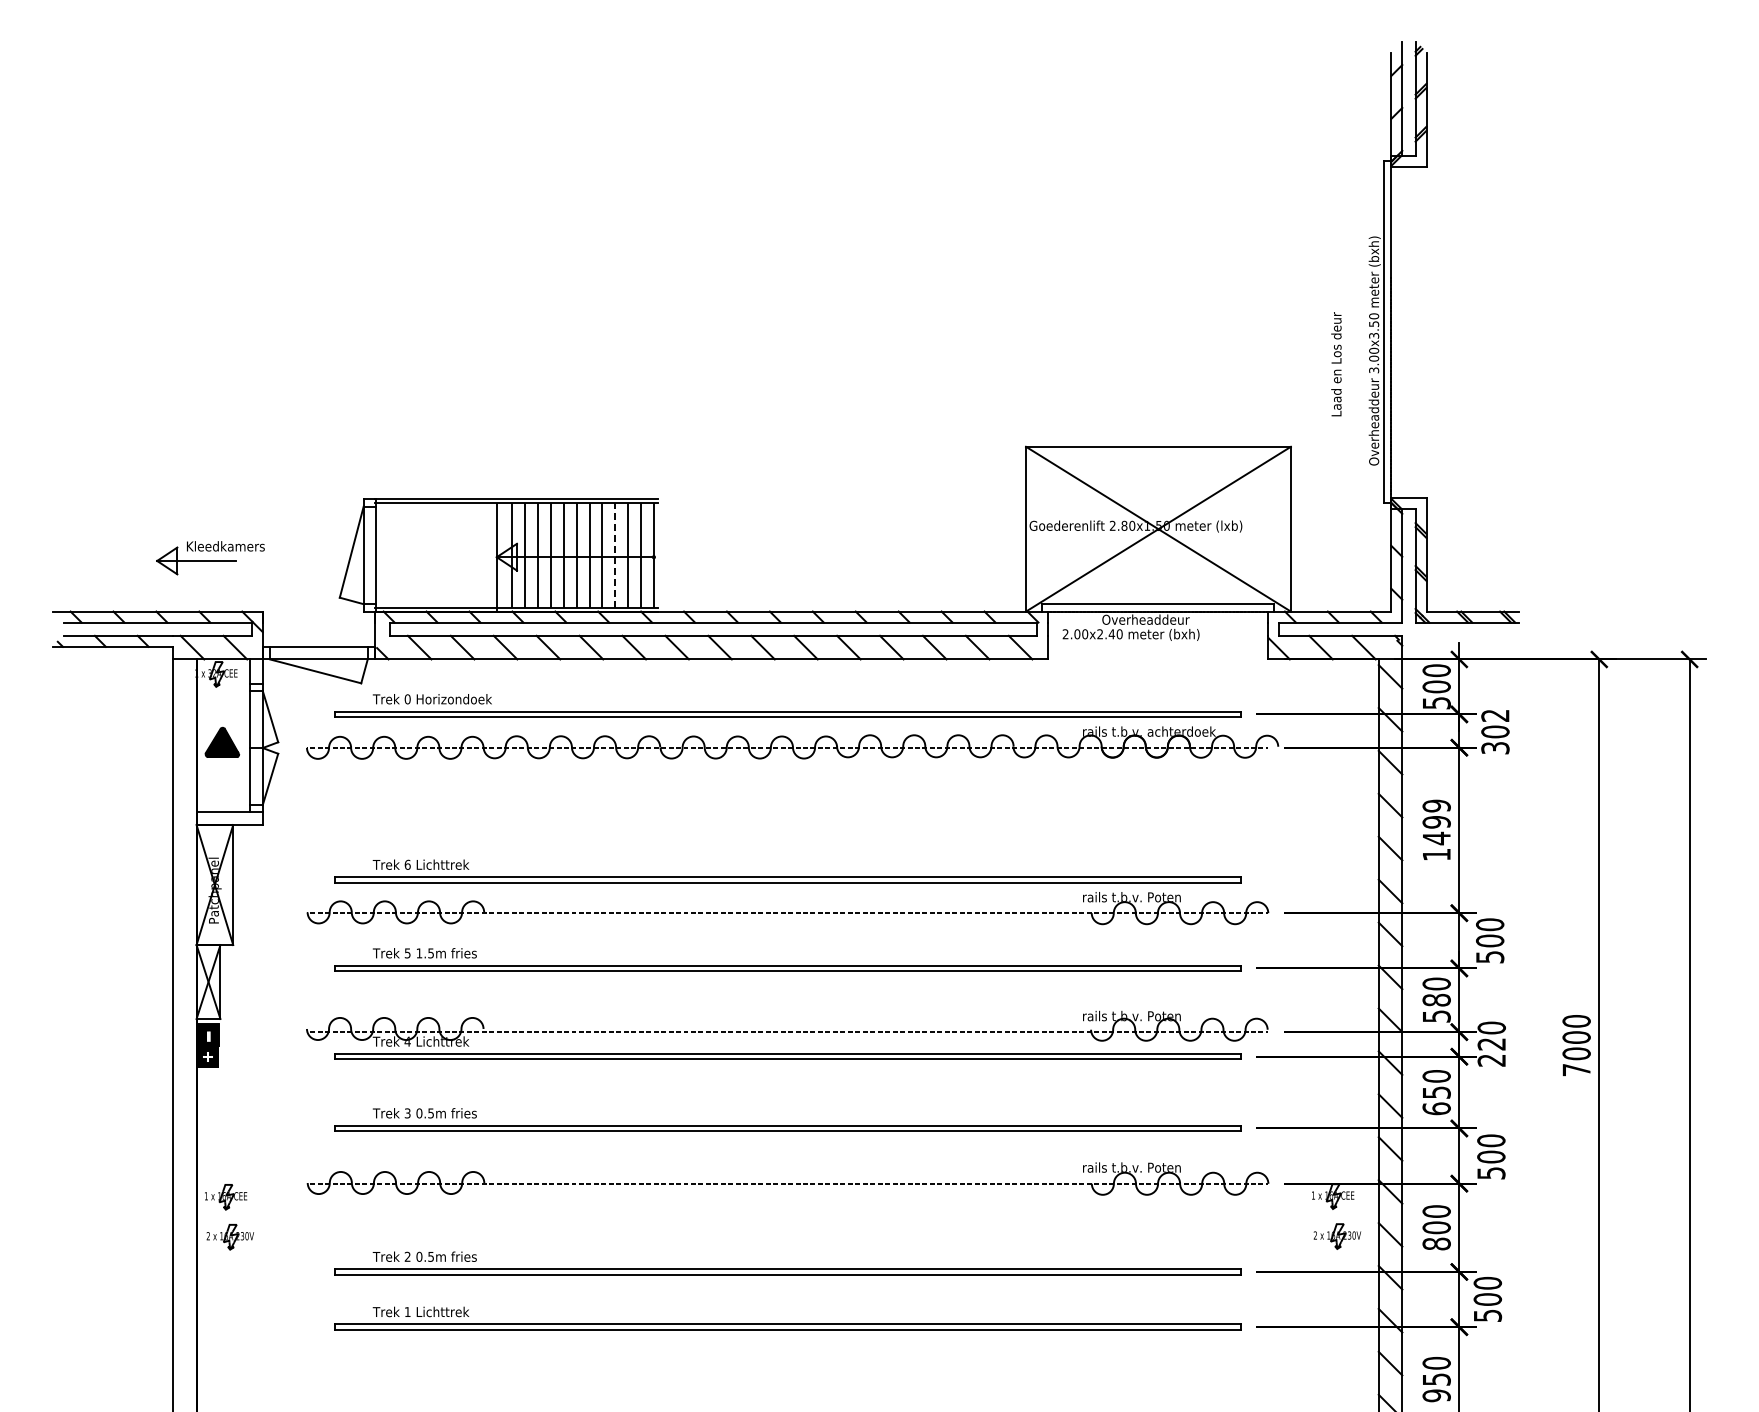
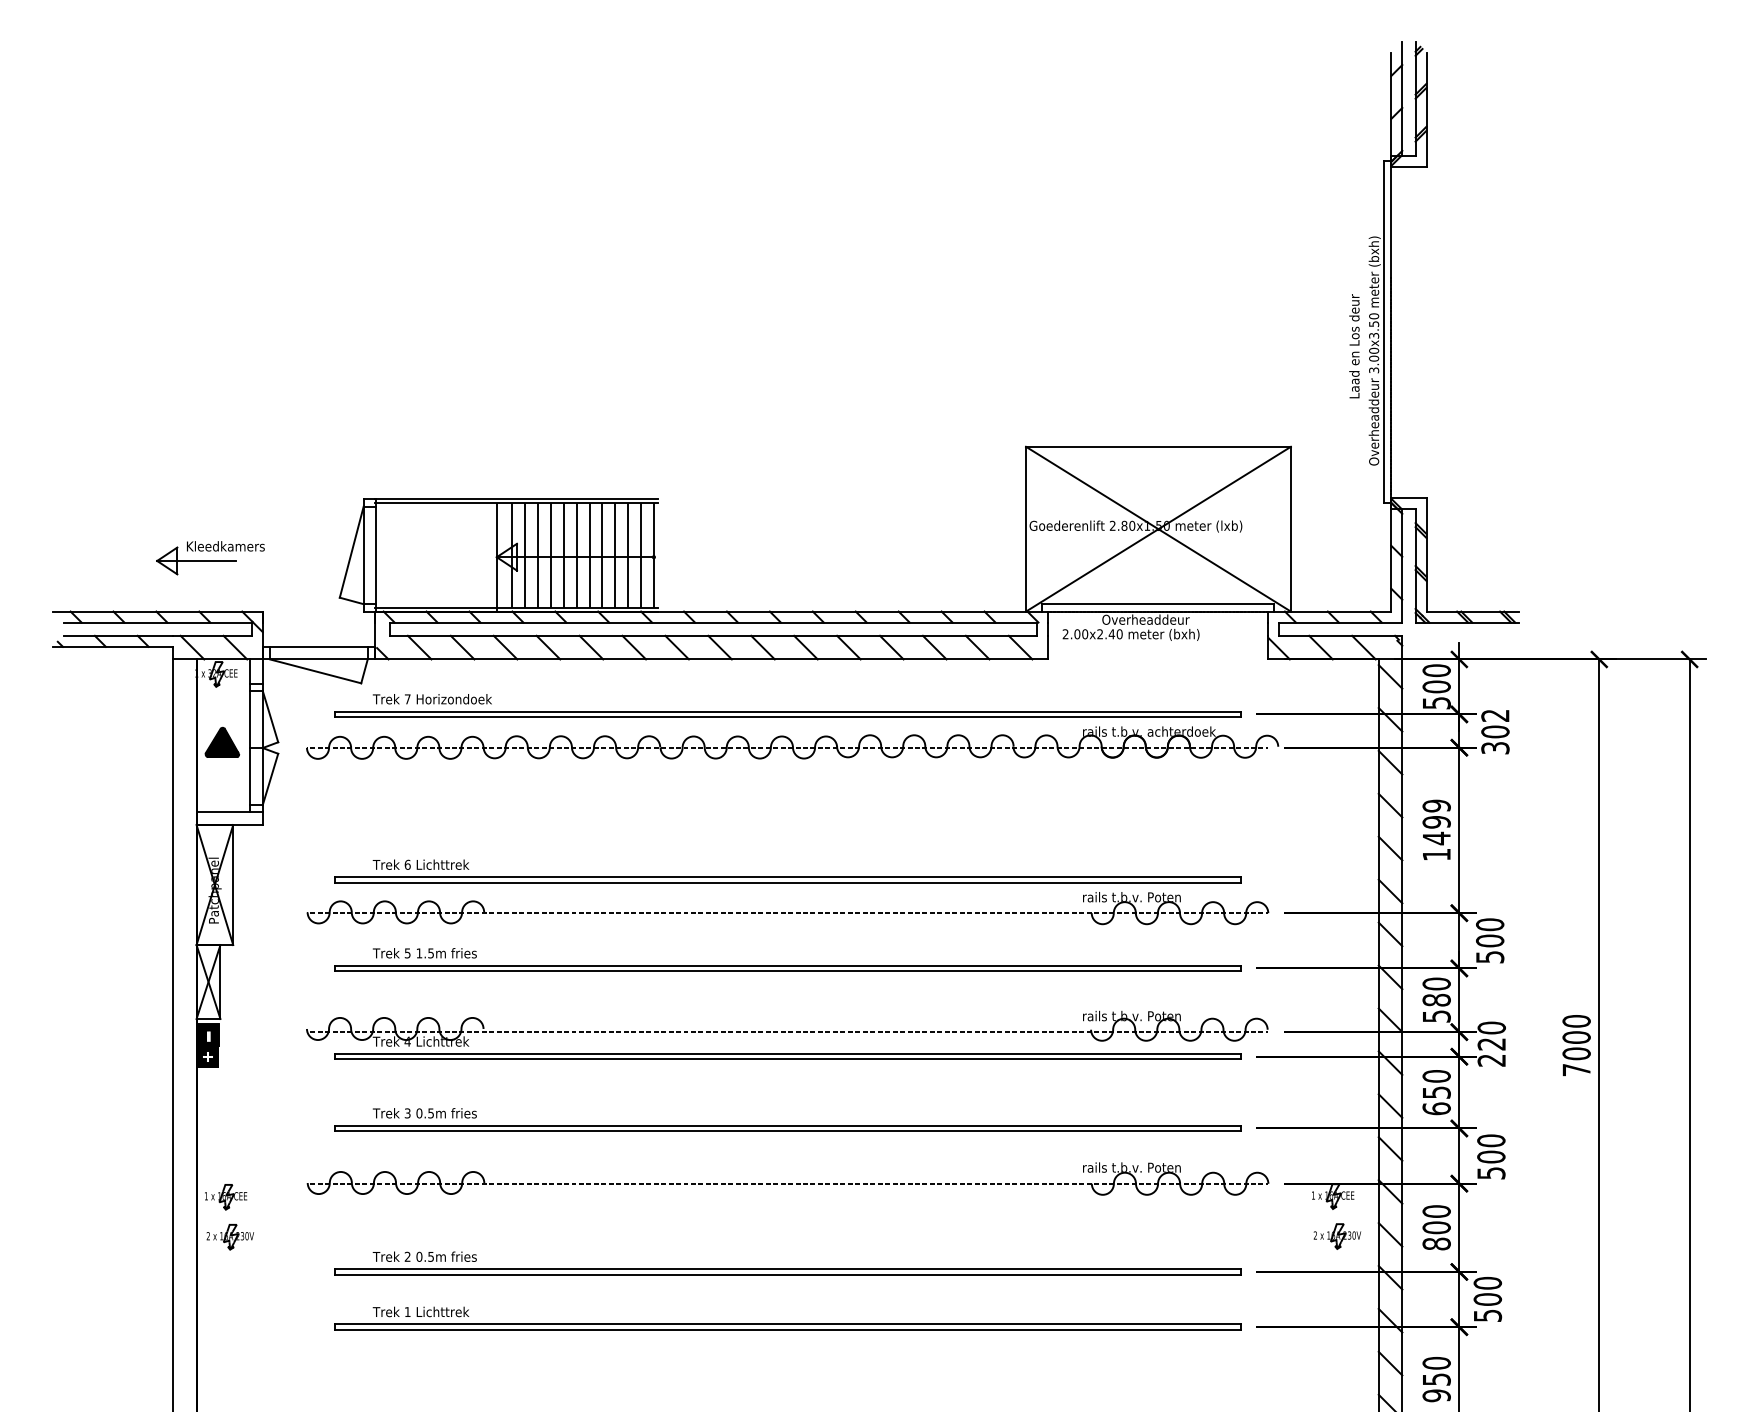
text position: (1336, 364) -> (1354, 346) (1354, 346)
line: dashed -> solid (615, 554)
text: 0 -> 7 (407, 699)
